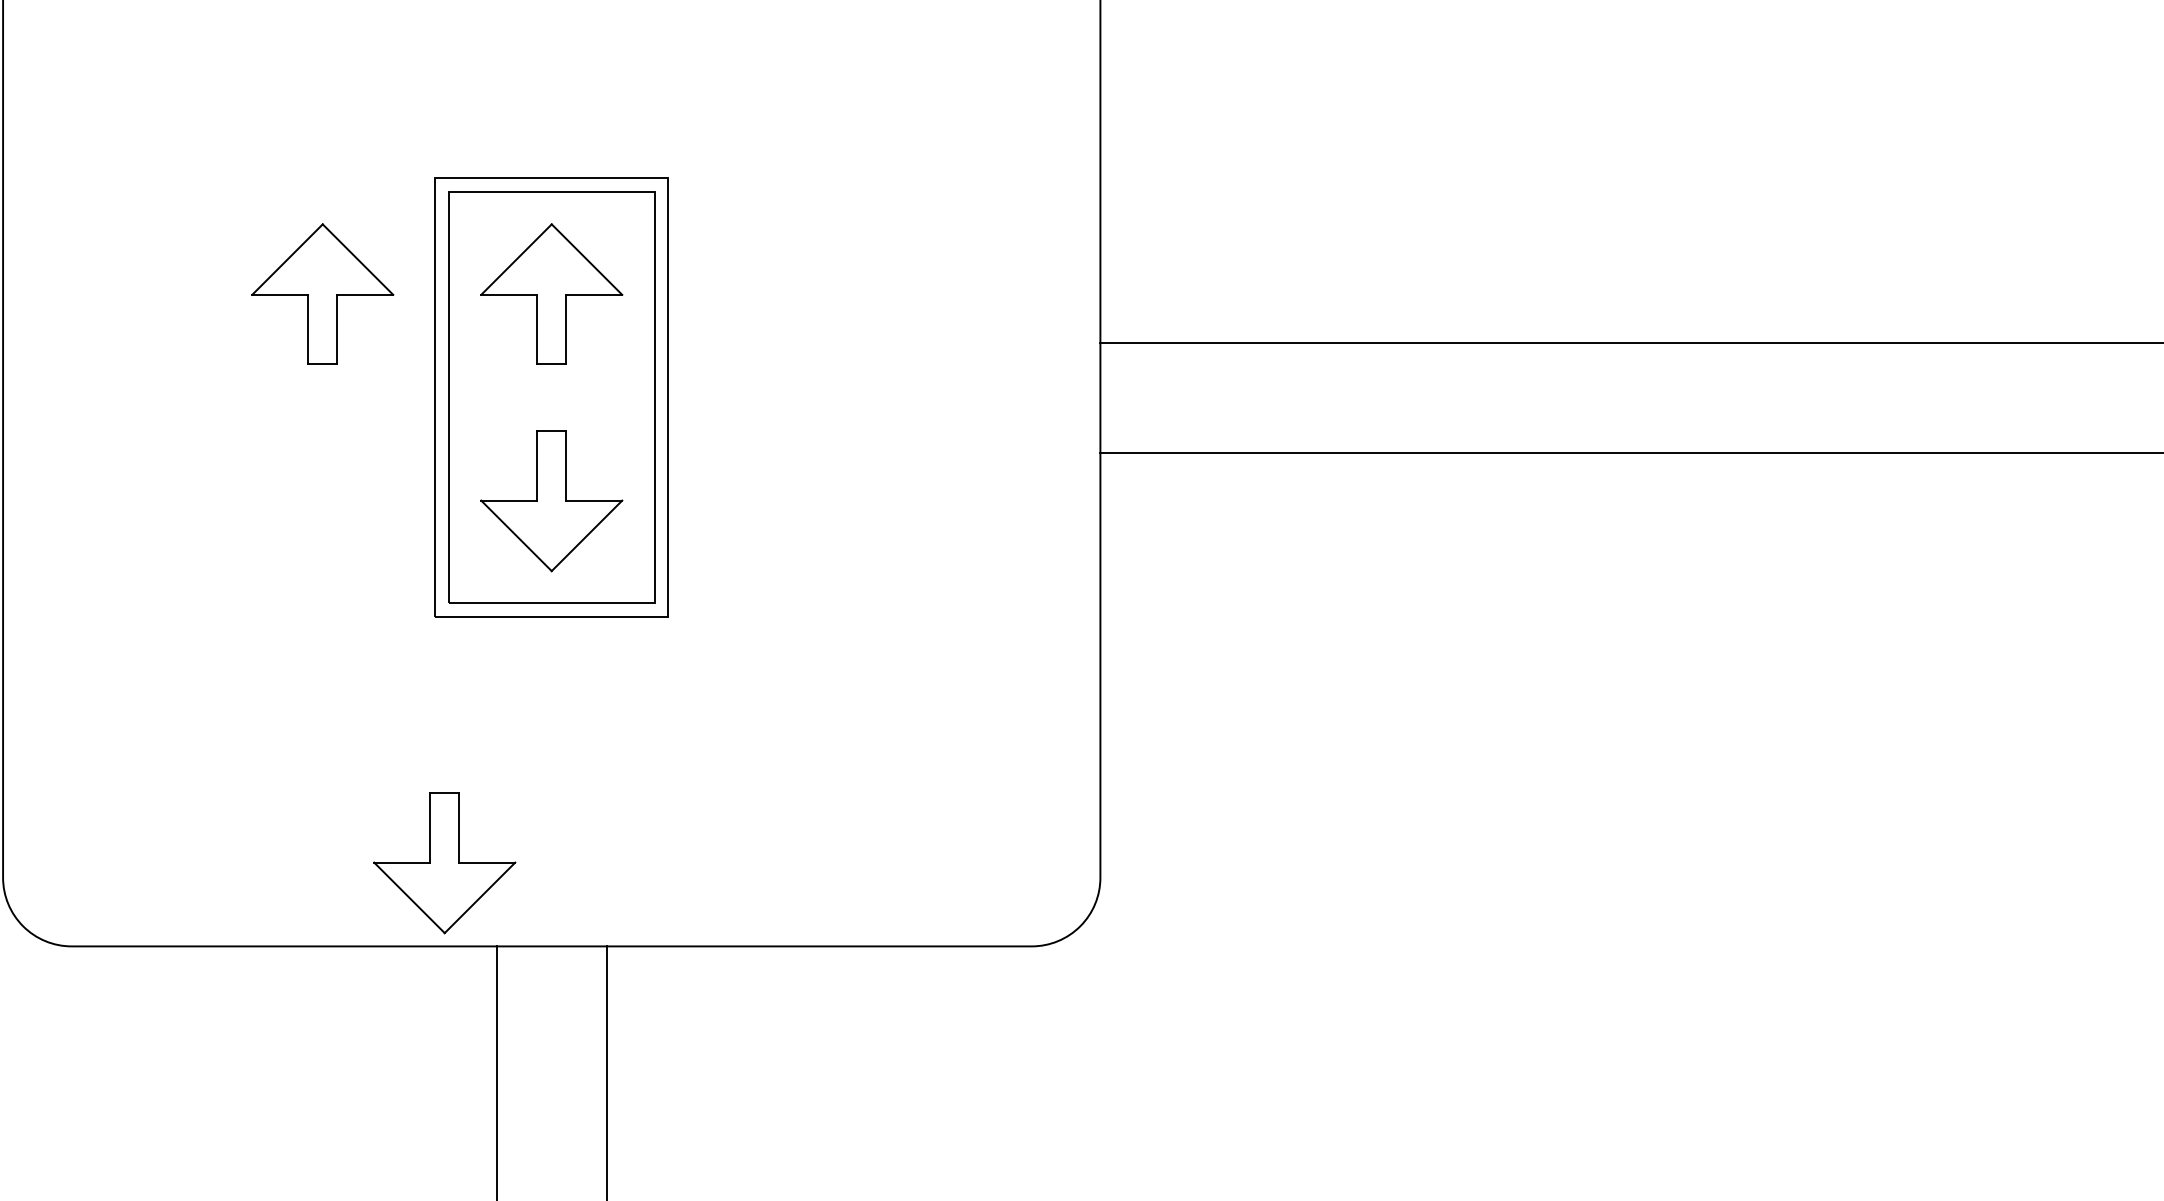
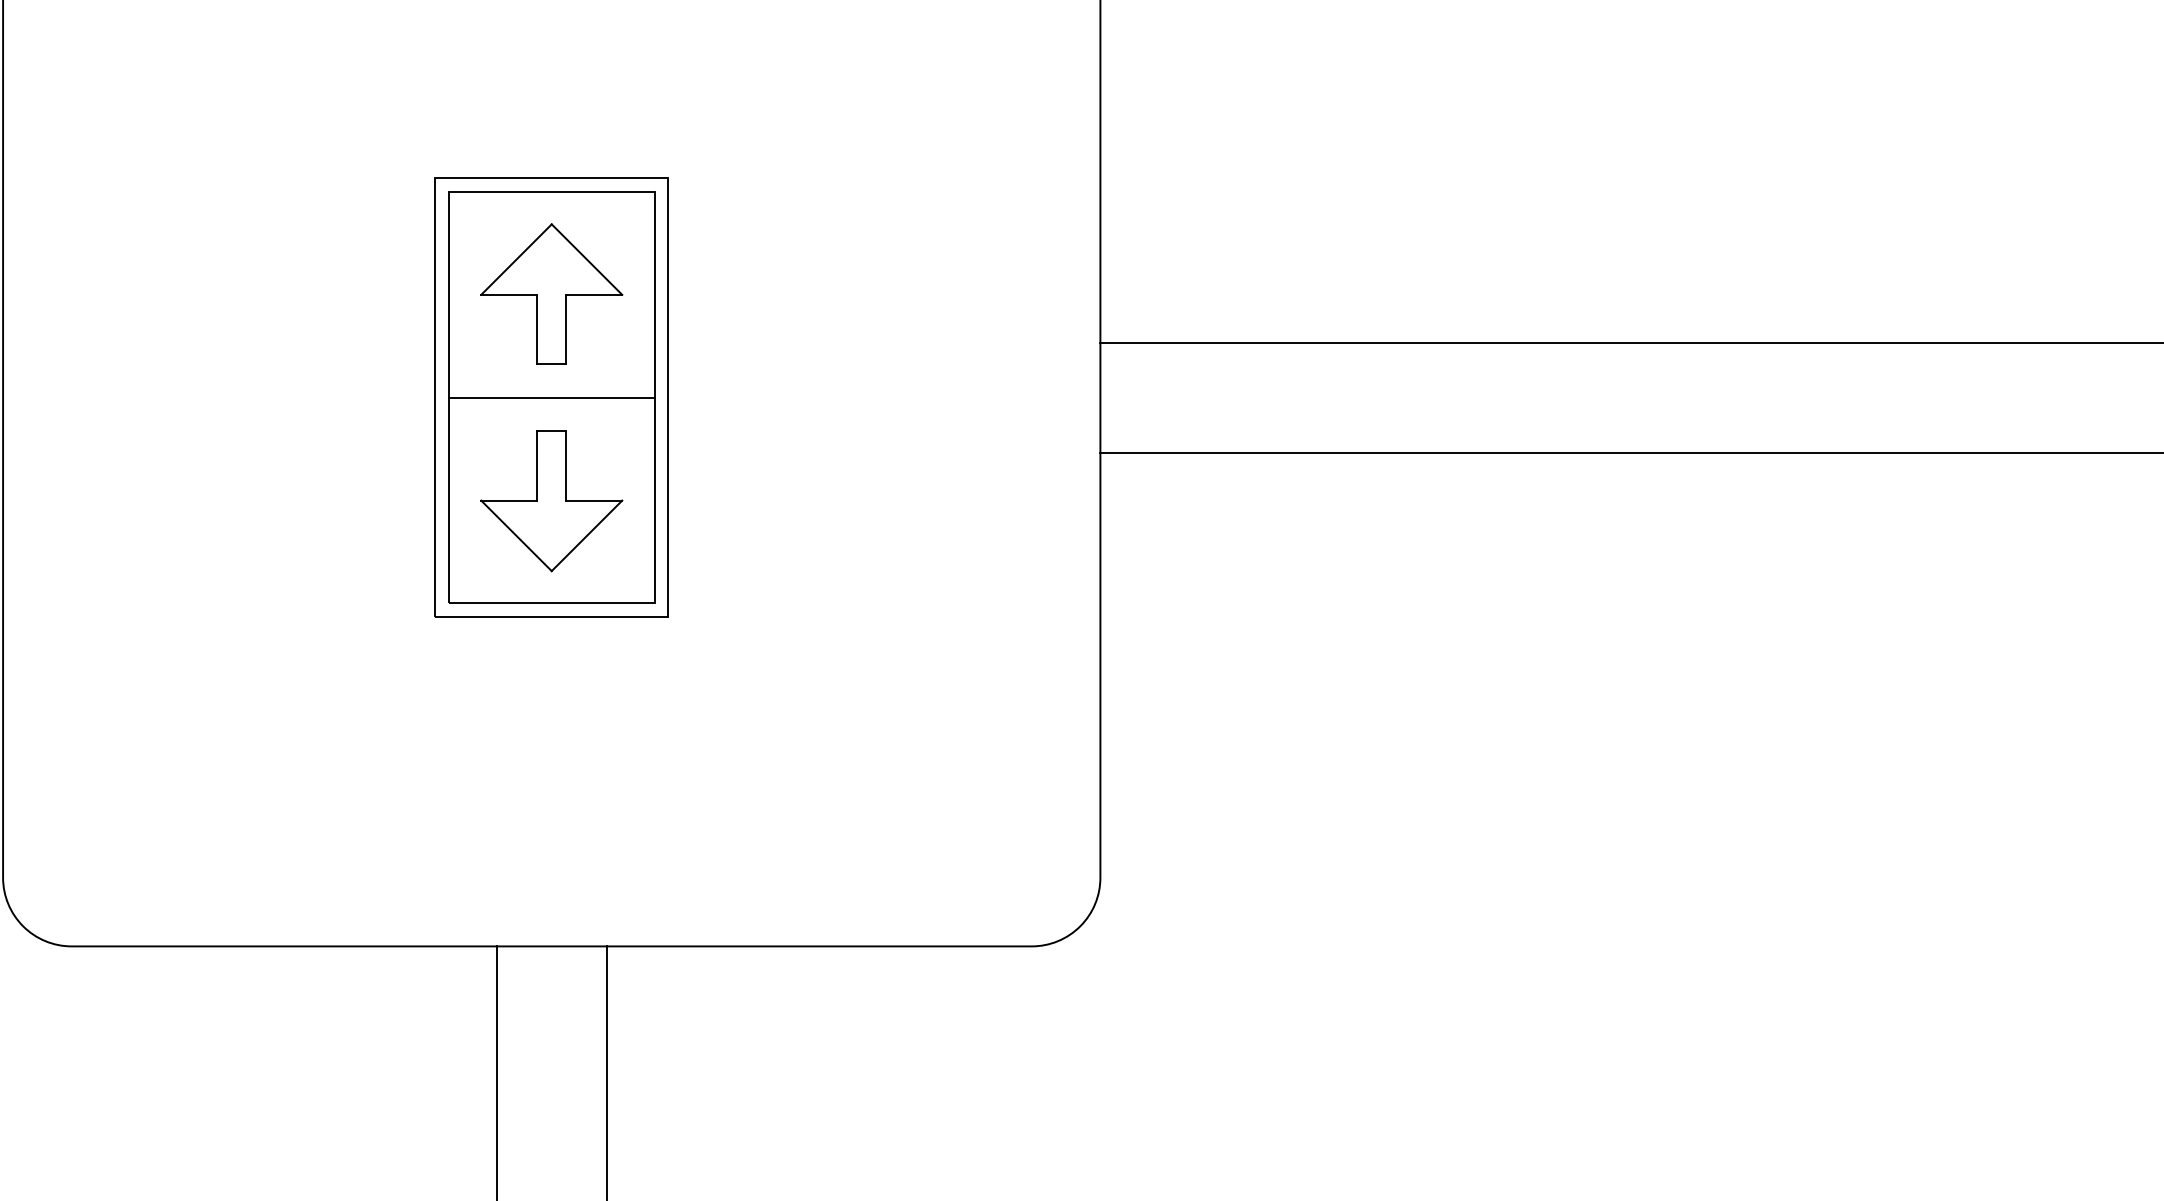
part: present -> none (322, 293)
line: none -> present (551, 397)
part: present -> none (444, 863)
